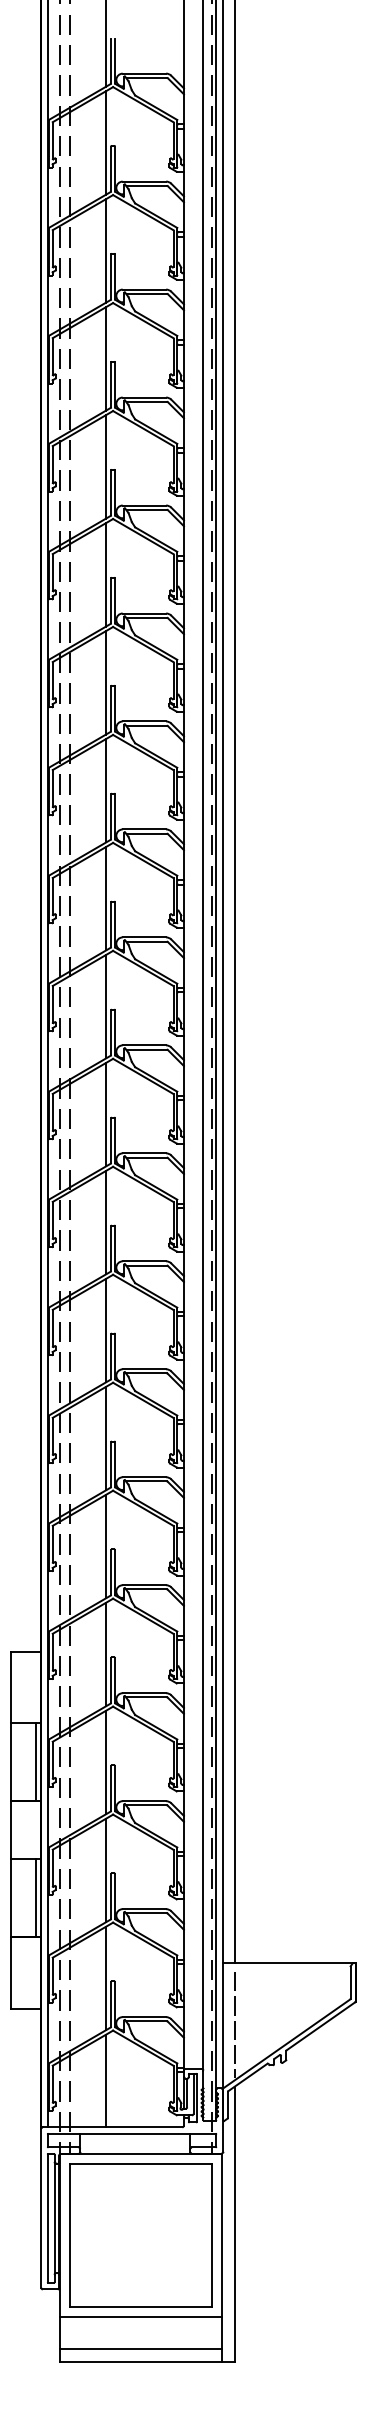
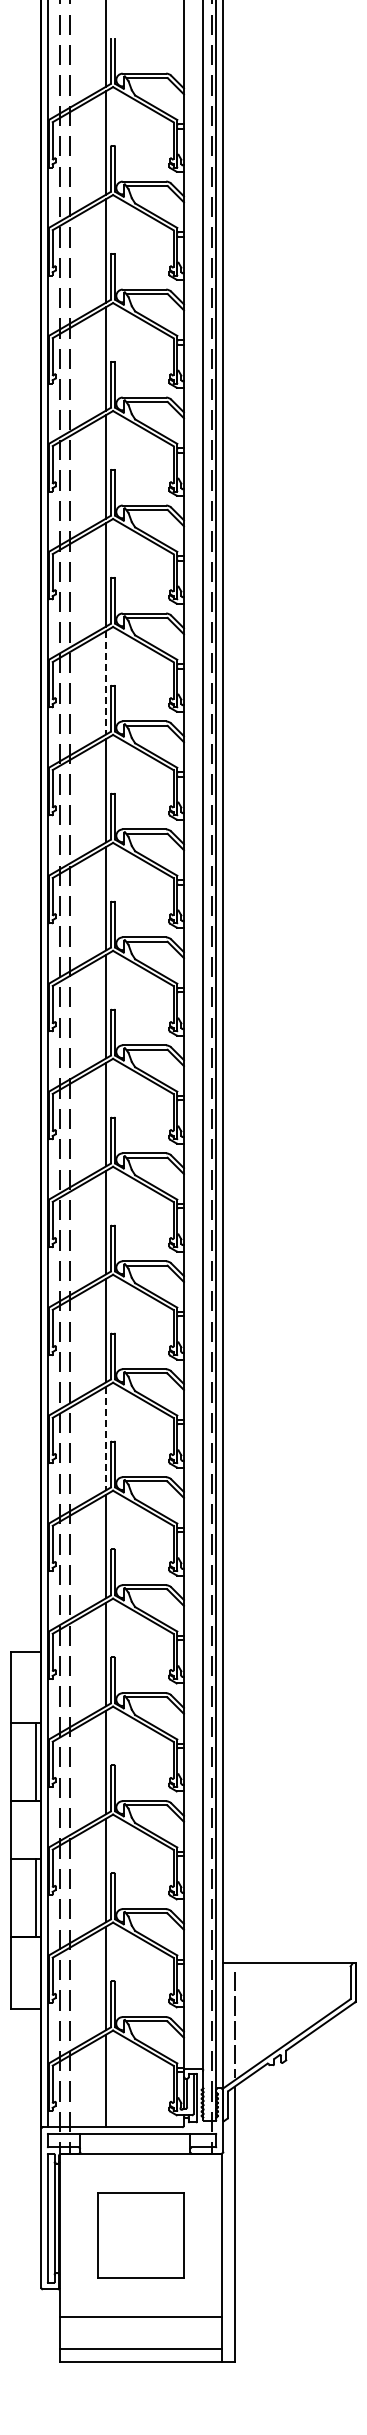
line: solid -> dashed (106, 682)
line: present -> none (234, 982)
line: solid -> dashed (106, 1438)
part size: 144x145 px -> 88x87 px (140, 2235)
